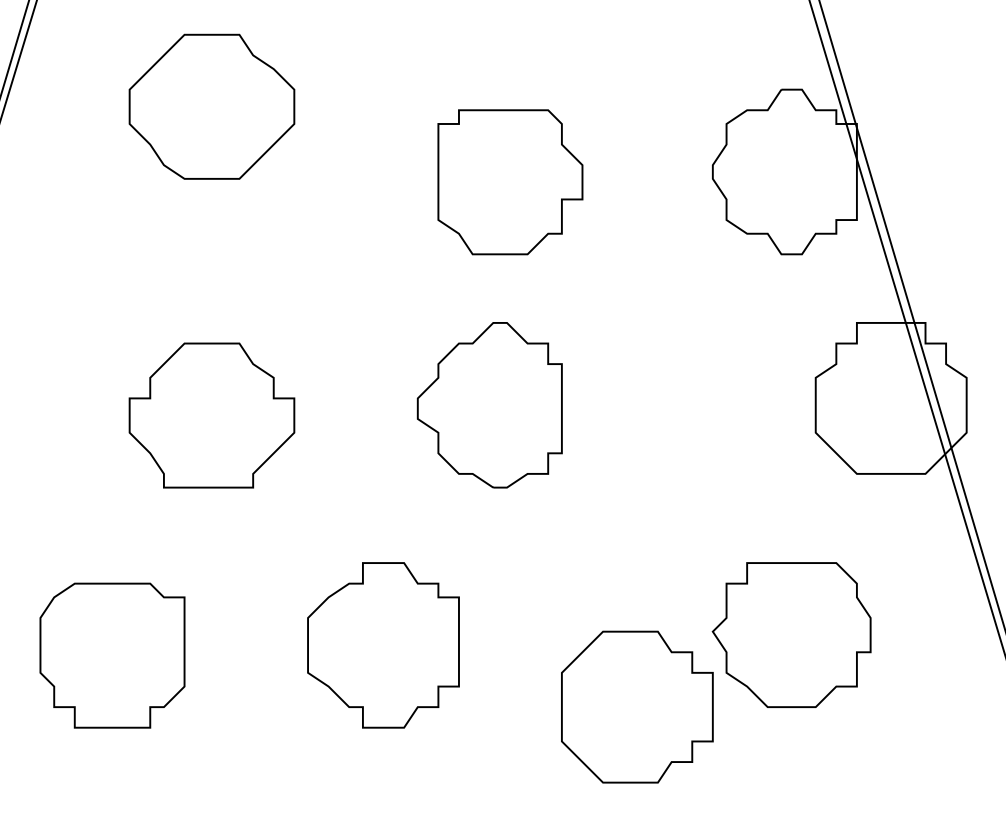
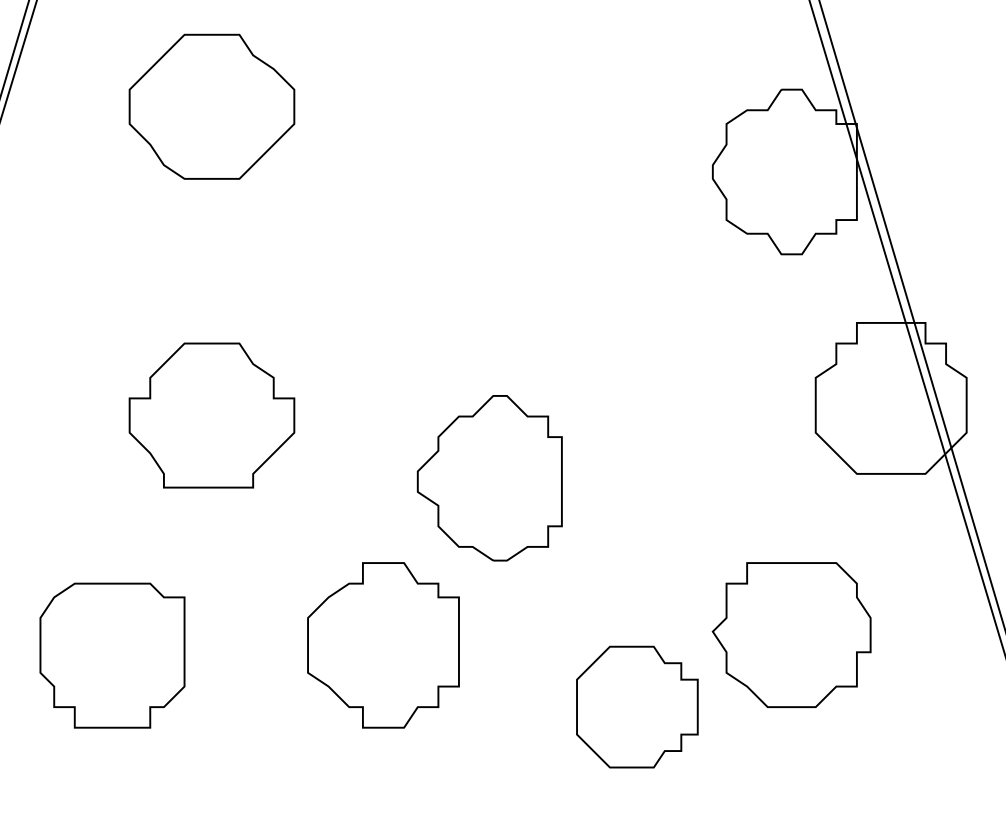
part: present -> none (510, 182)
part position: (489, 405) -> (489, 478) (489, 478)
part size: 153x154 px -> 123x124 px (637, 706)
